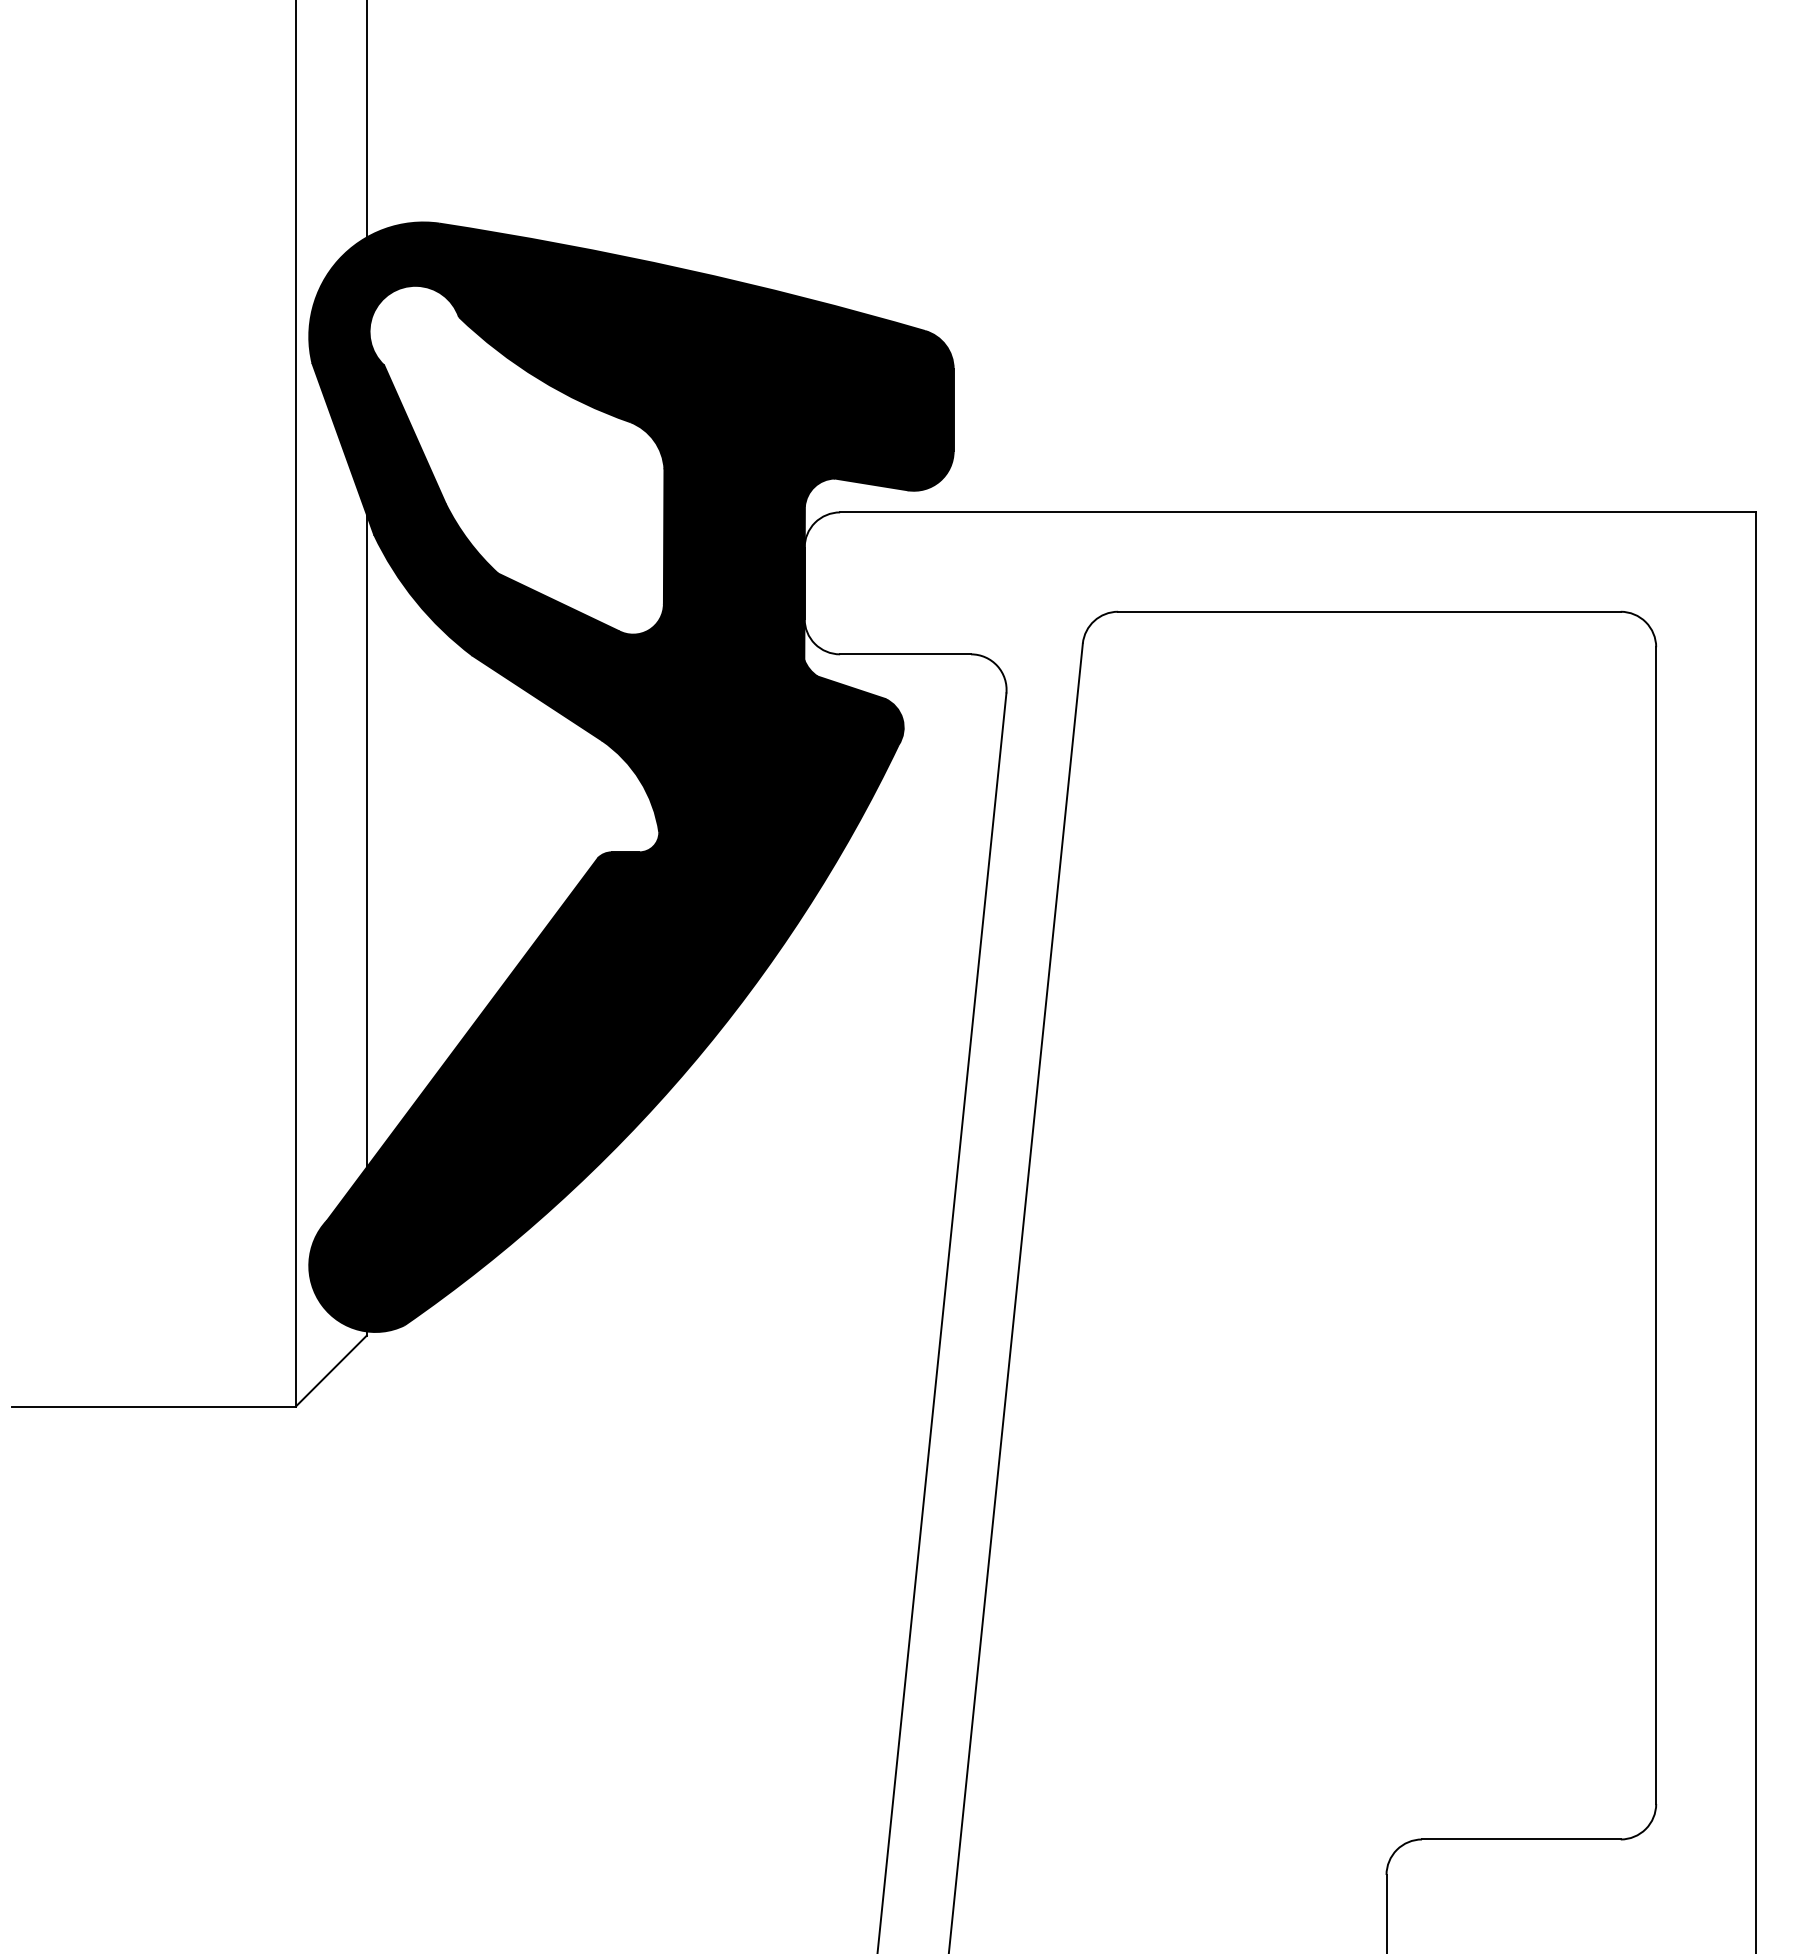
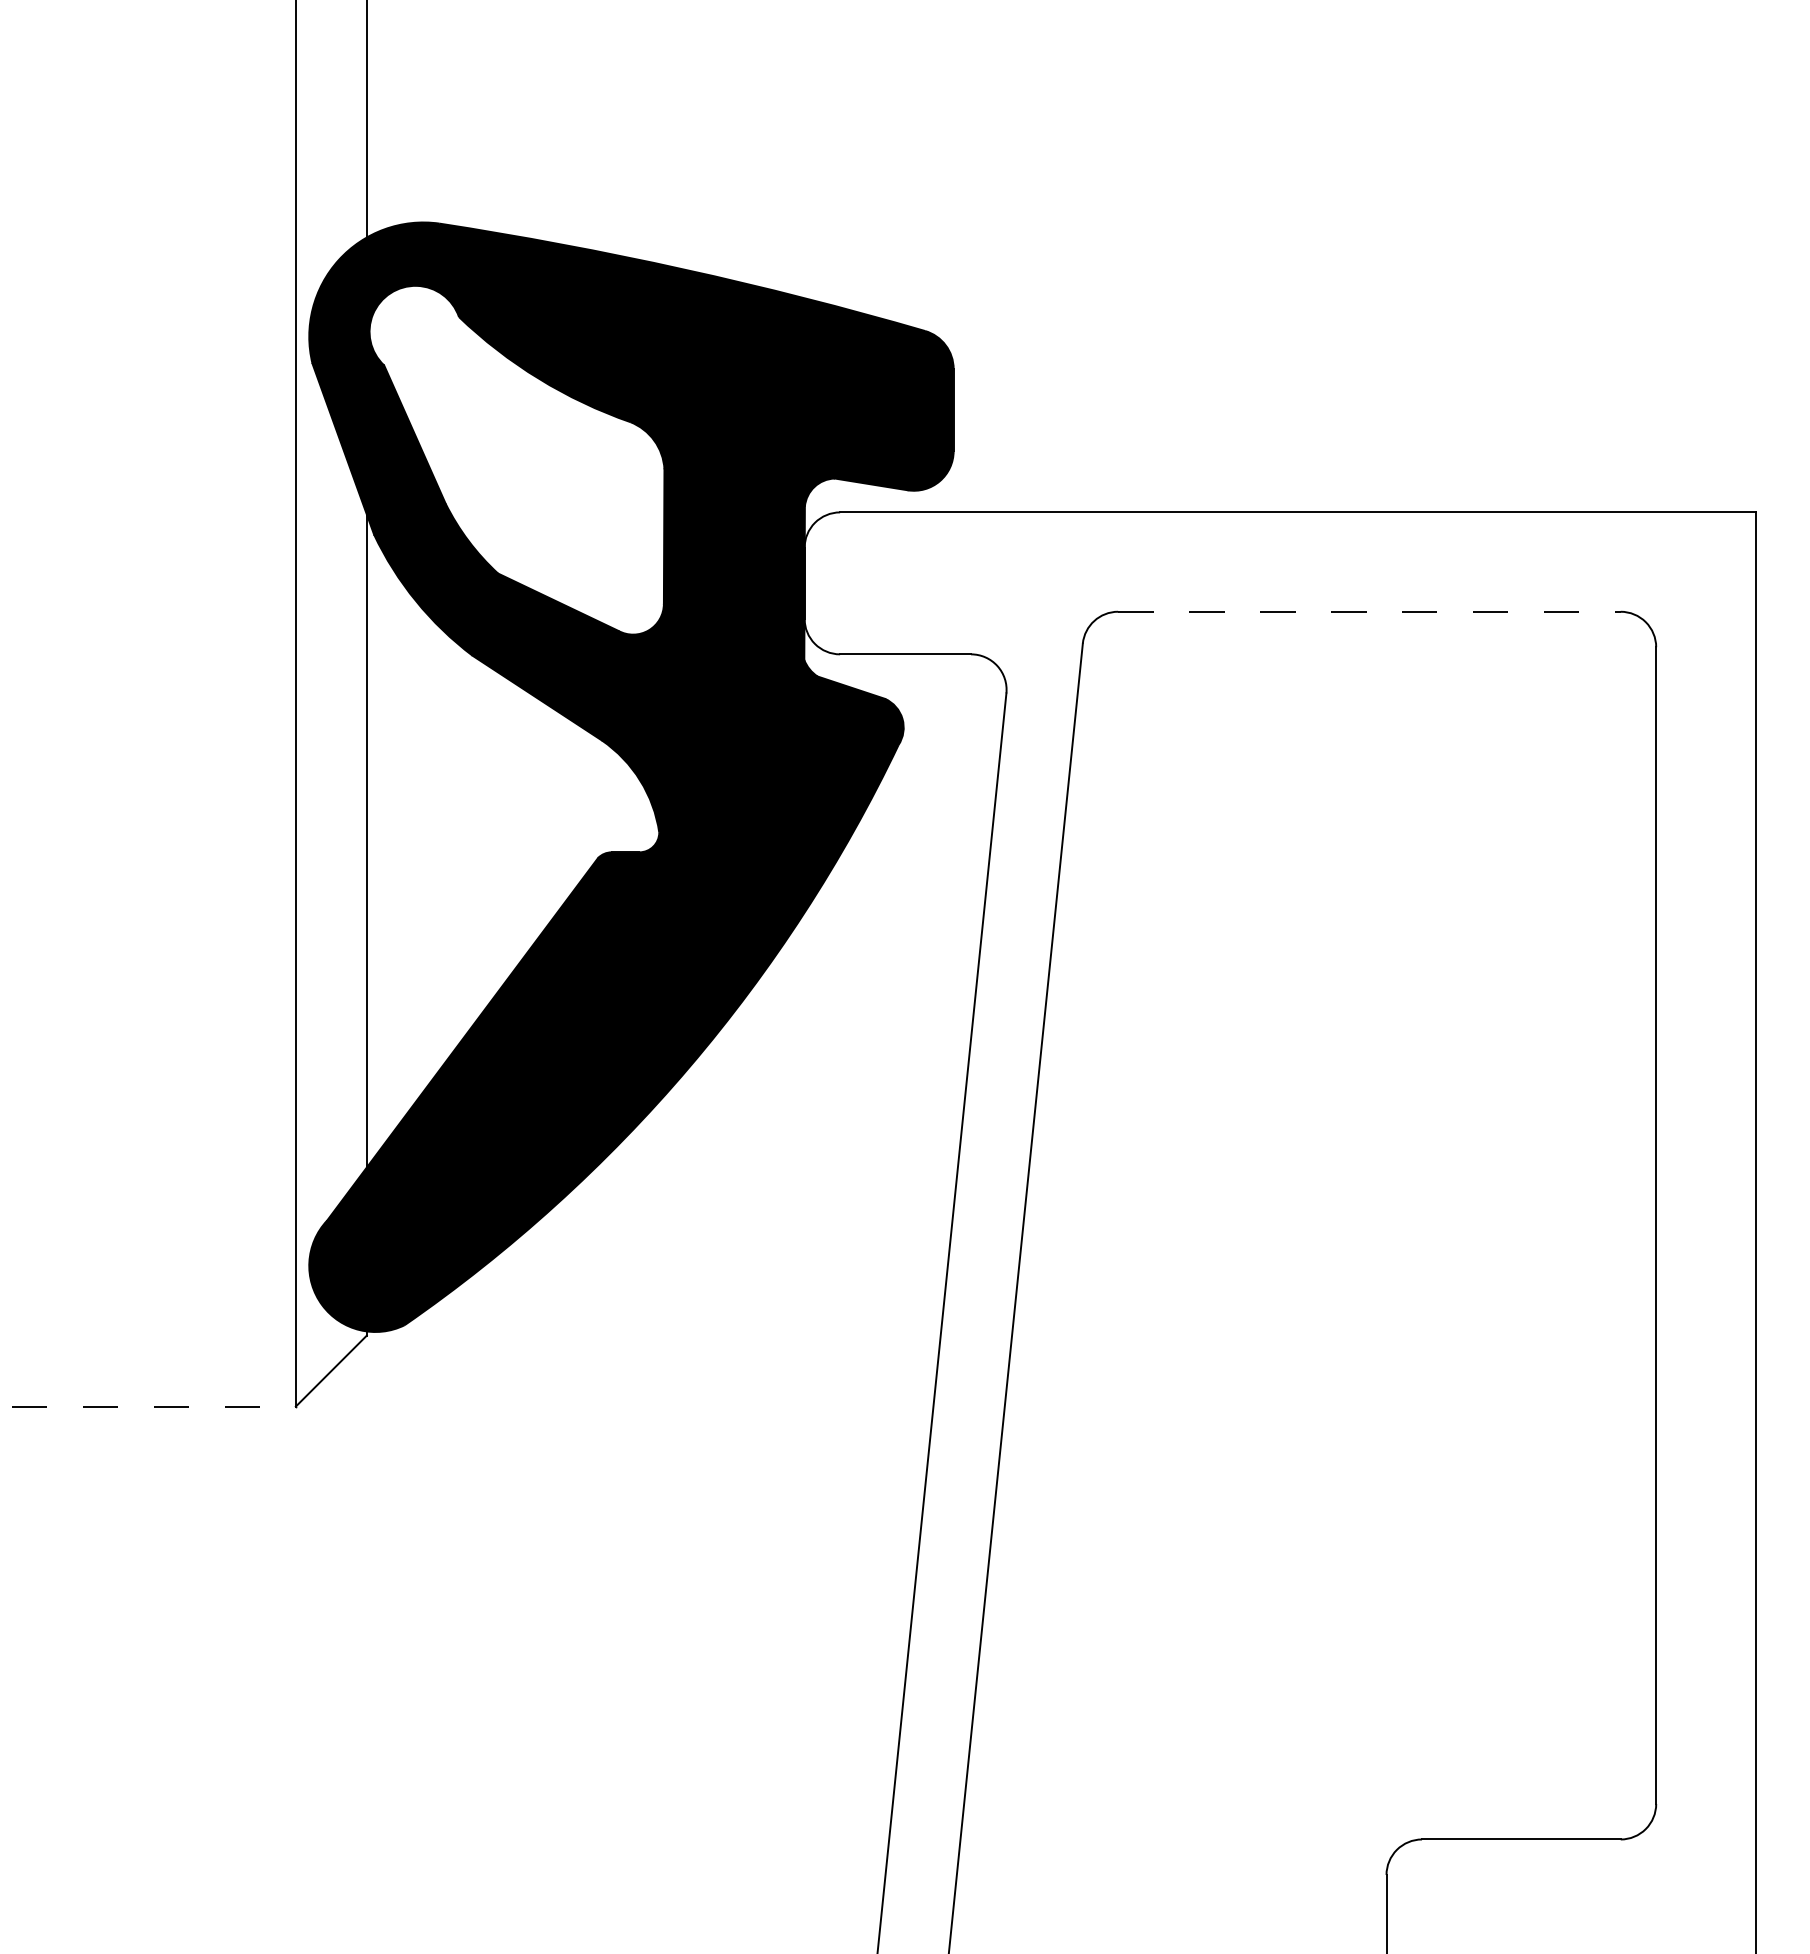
line: solid -> dashed (1369, 611)
line: solid -> dashed (153, 1406)
